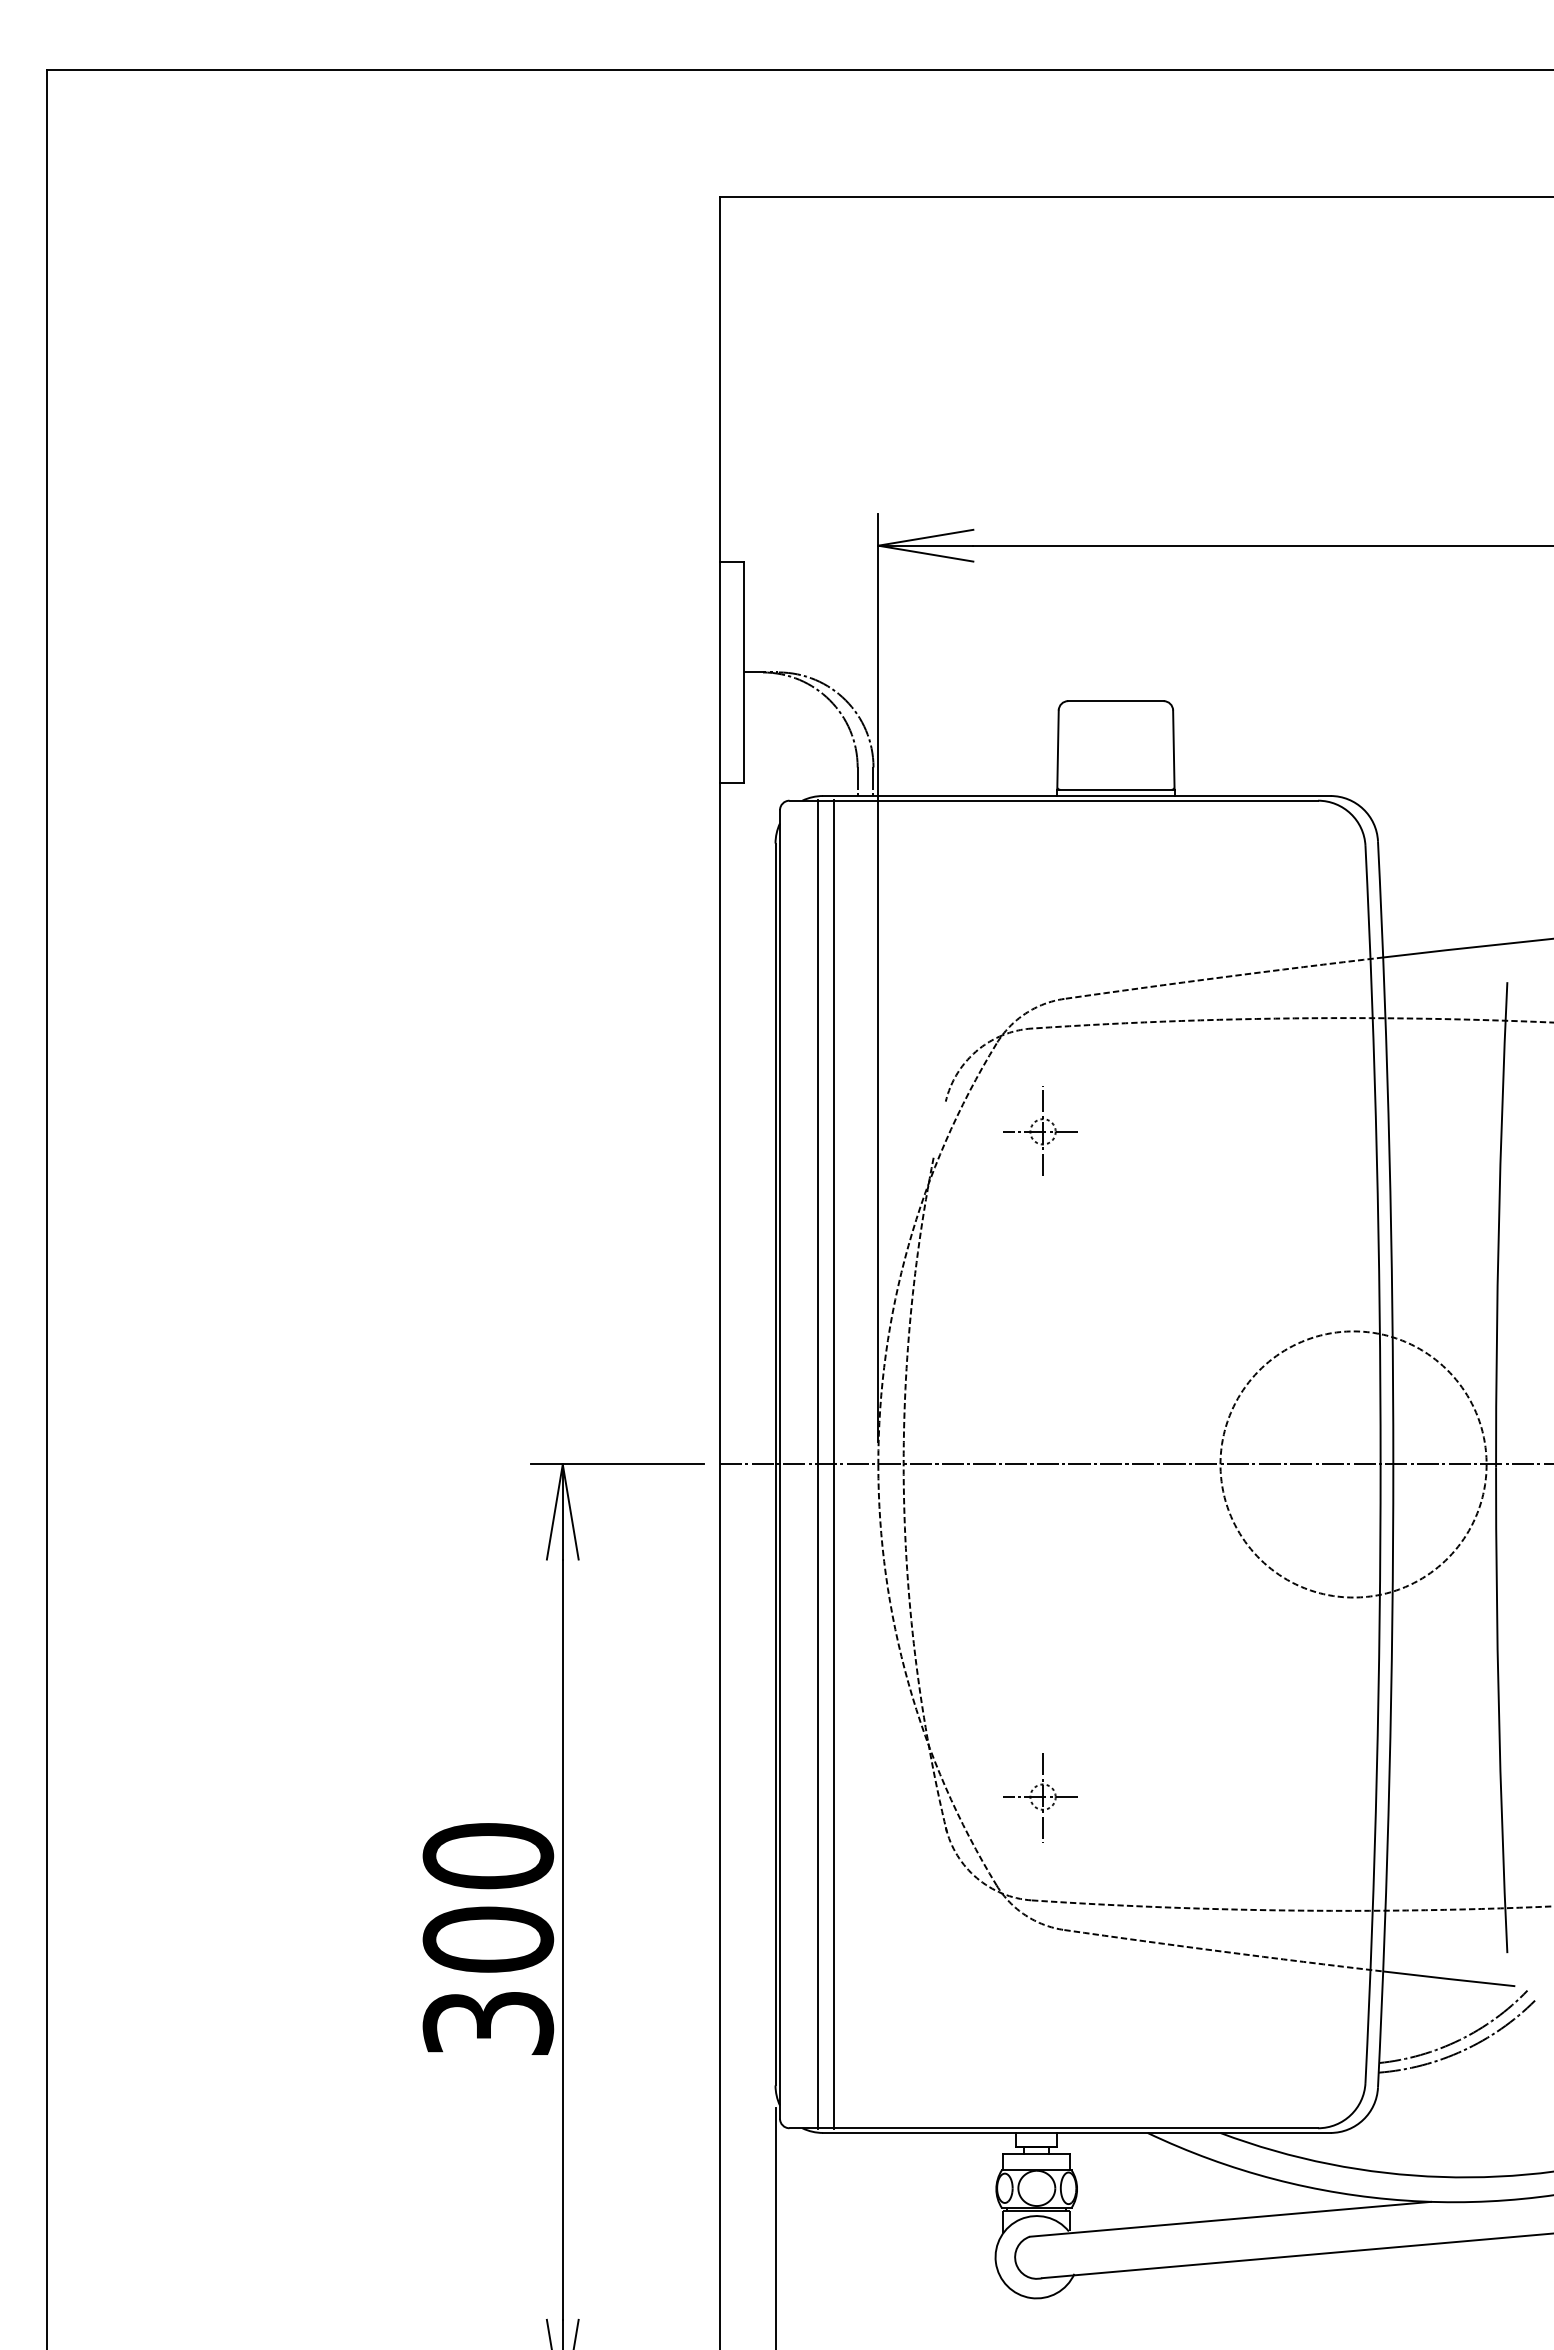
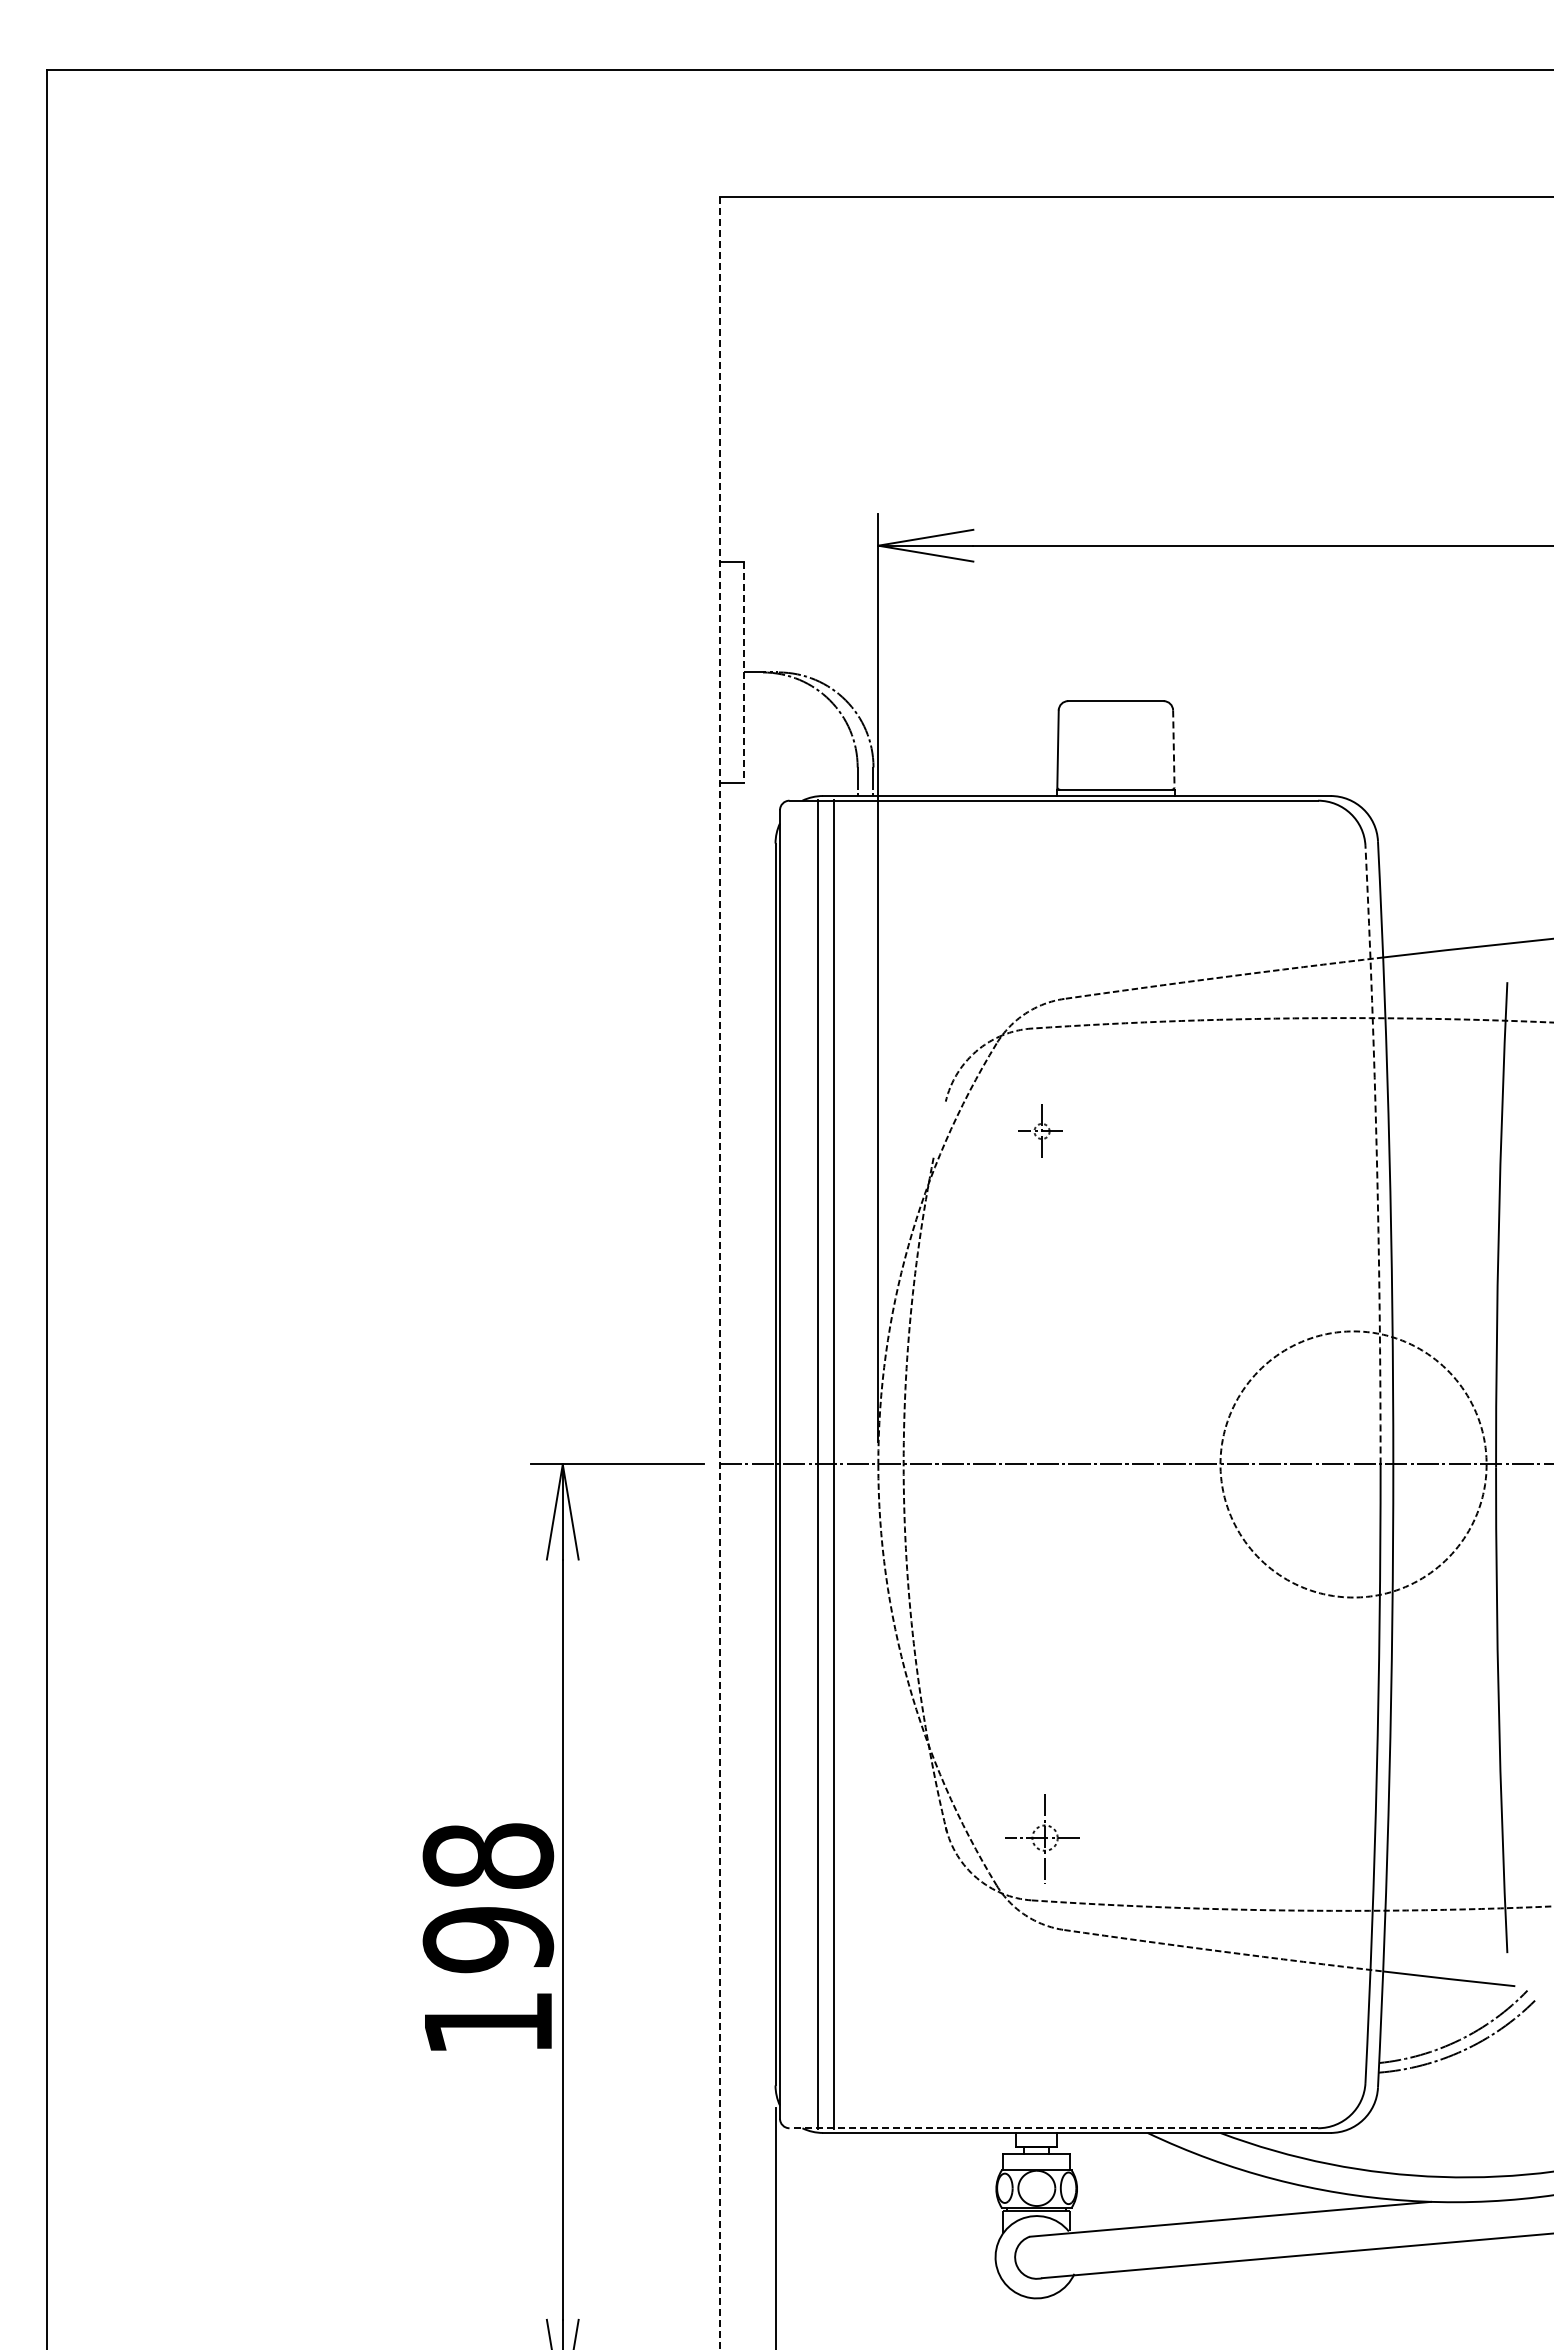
line: solid -> dashed (744, 672)
line: solid -> dashed (1173, 749)
part size: 75x90 px -> 45x54 px (1040, 1130)
arc: solid -> dashed (1376, 1155)
line: solid -> dashed (719, 1274)
part position: (1040, 1797) -> (1042, 1838) (1042, 1838)
text: 300 -> 198 (488, 1938)
line: solid -> dashed (1053, 2128)
